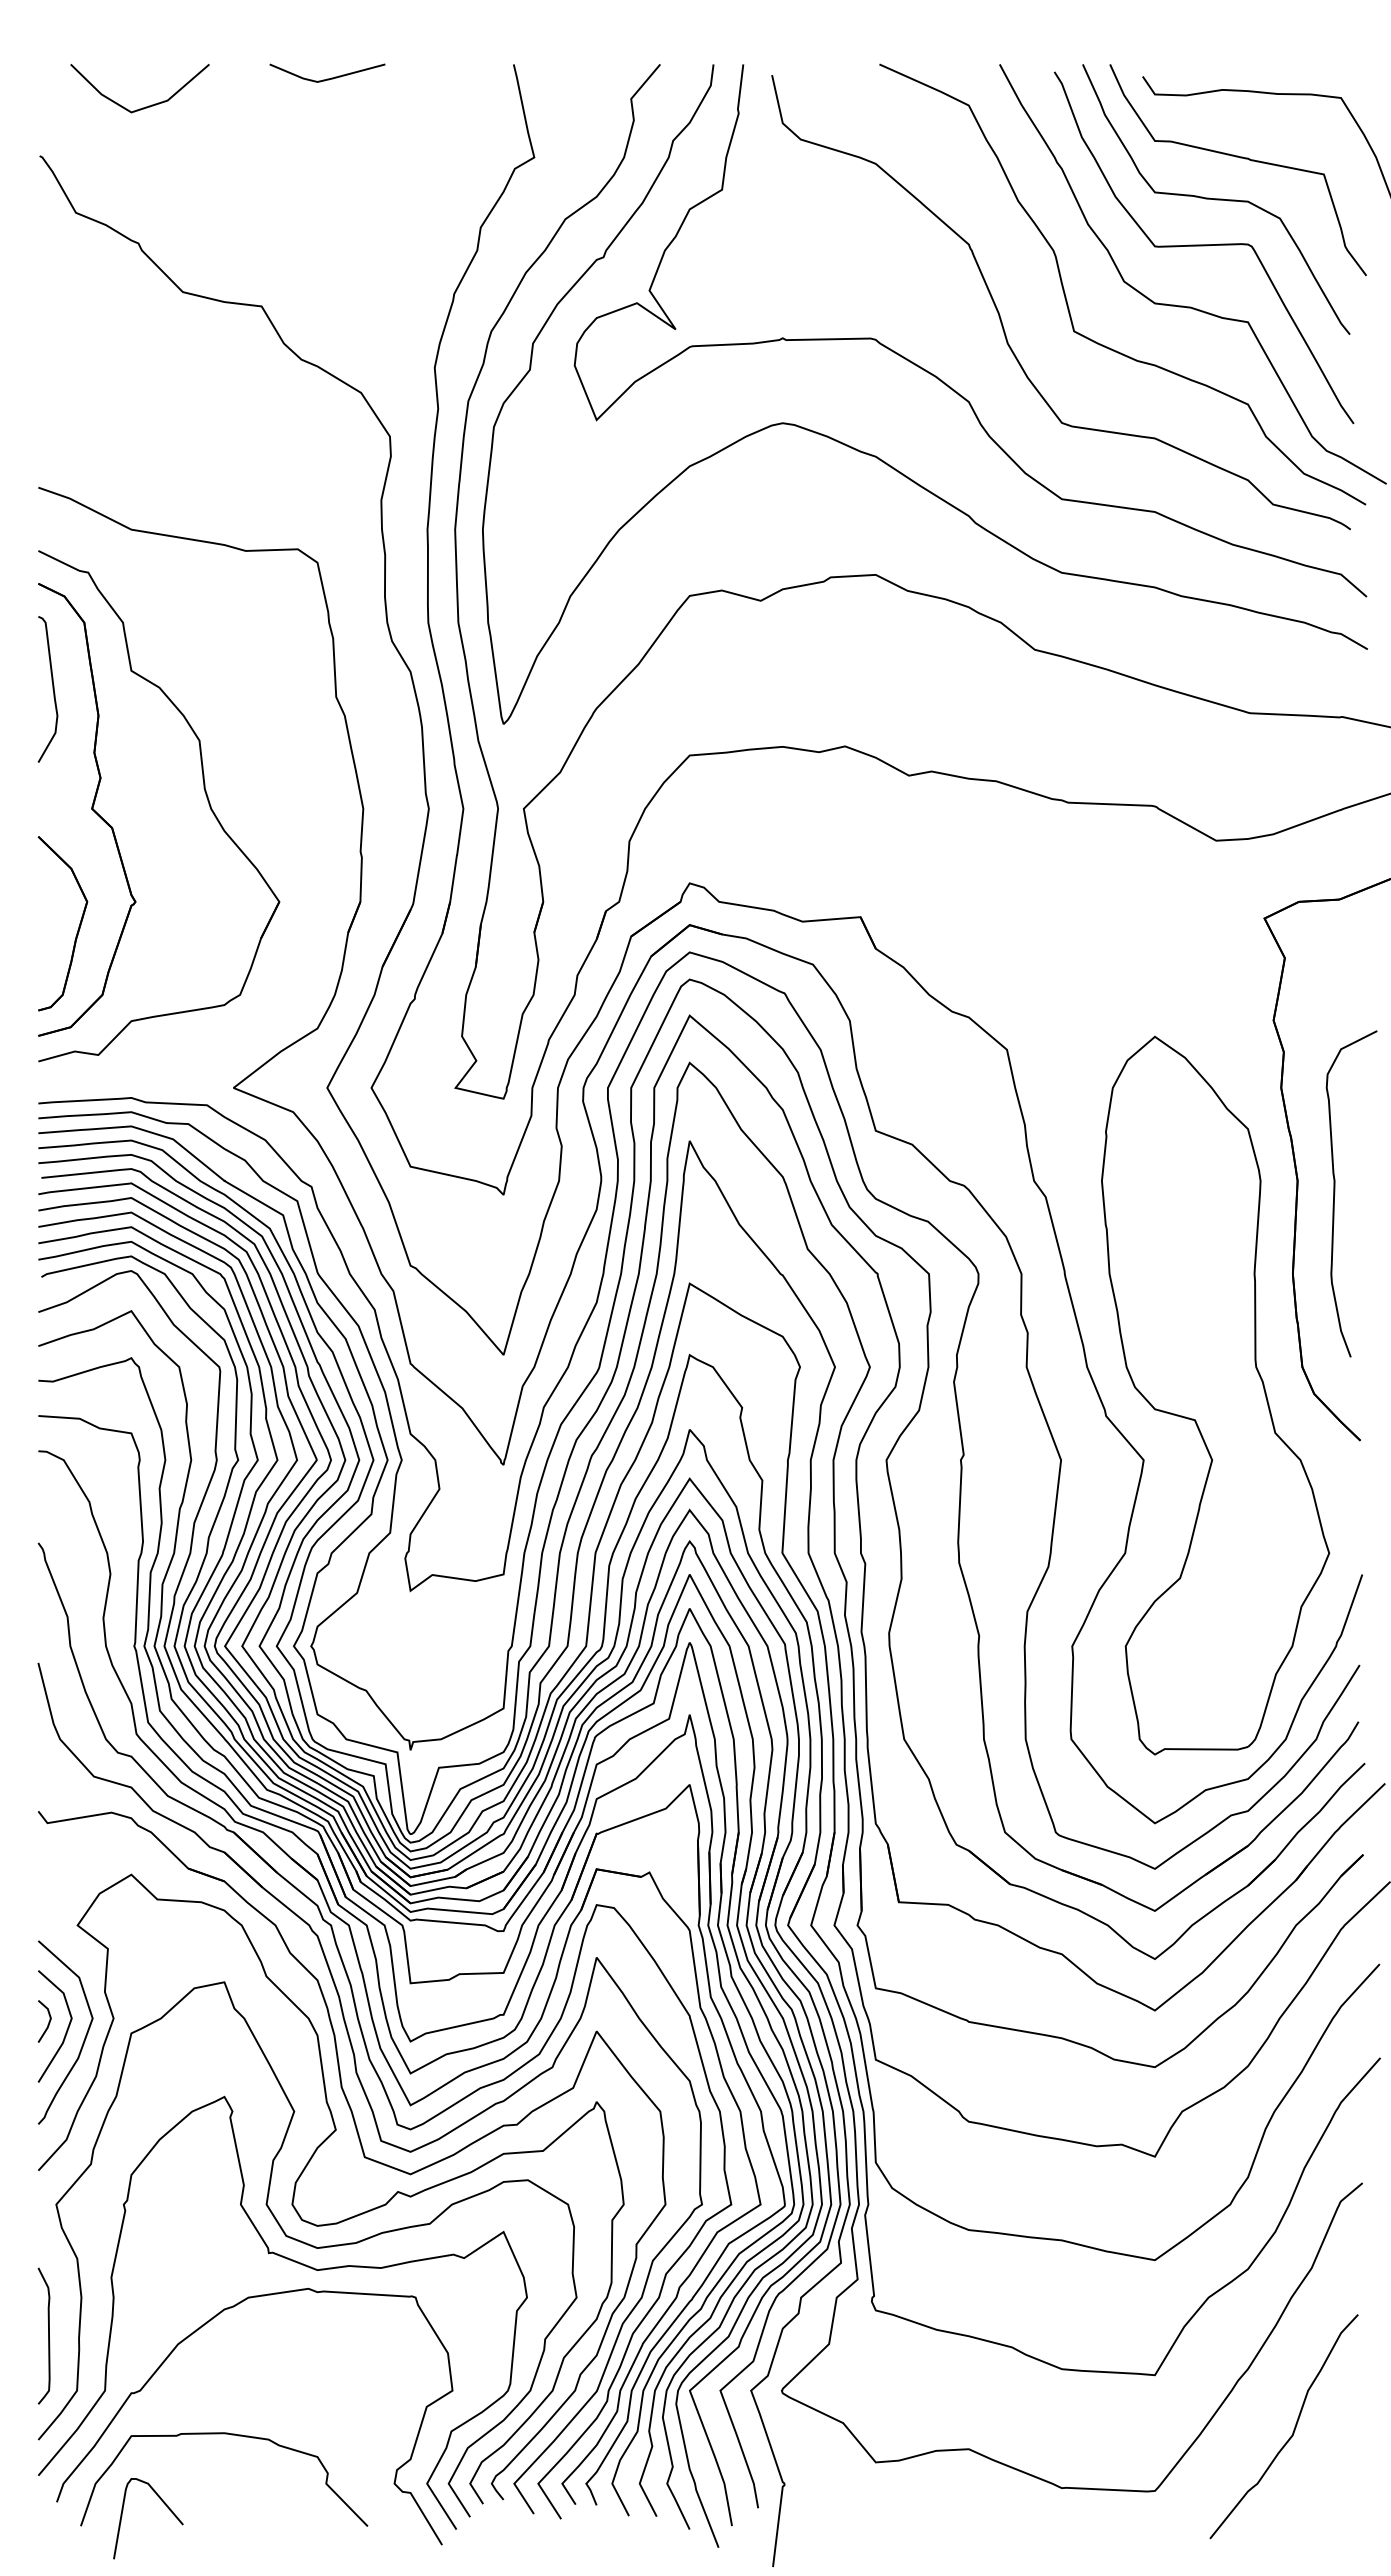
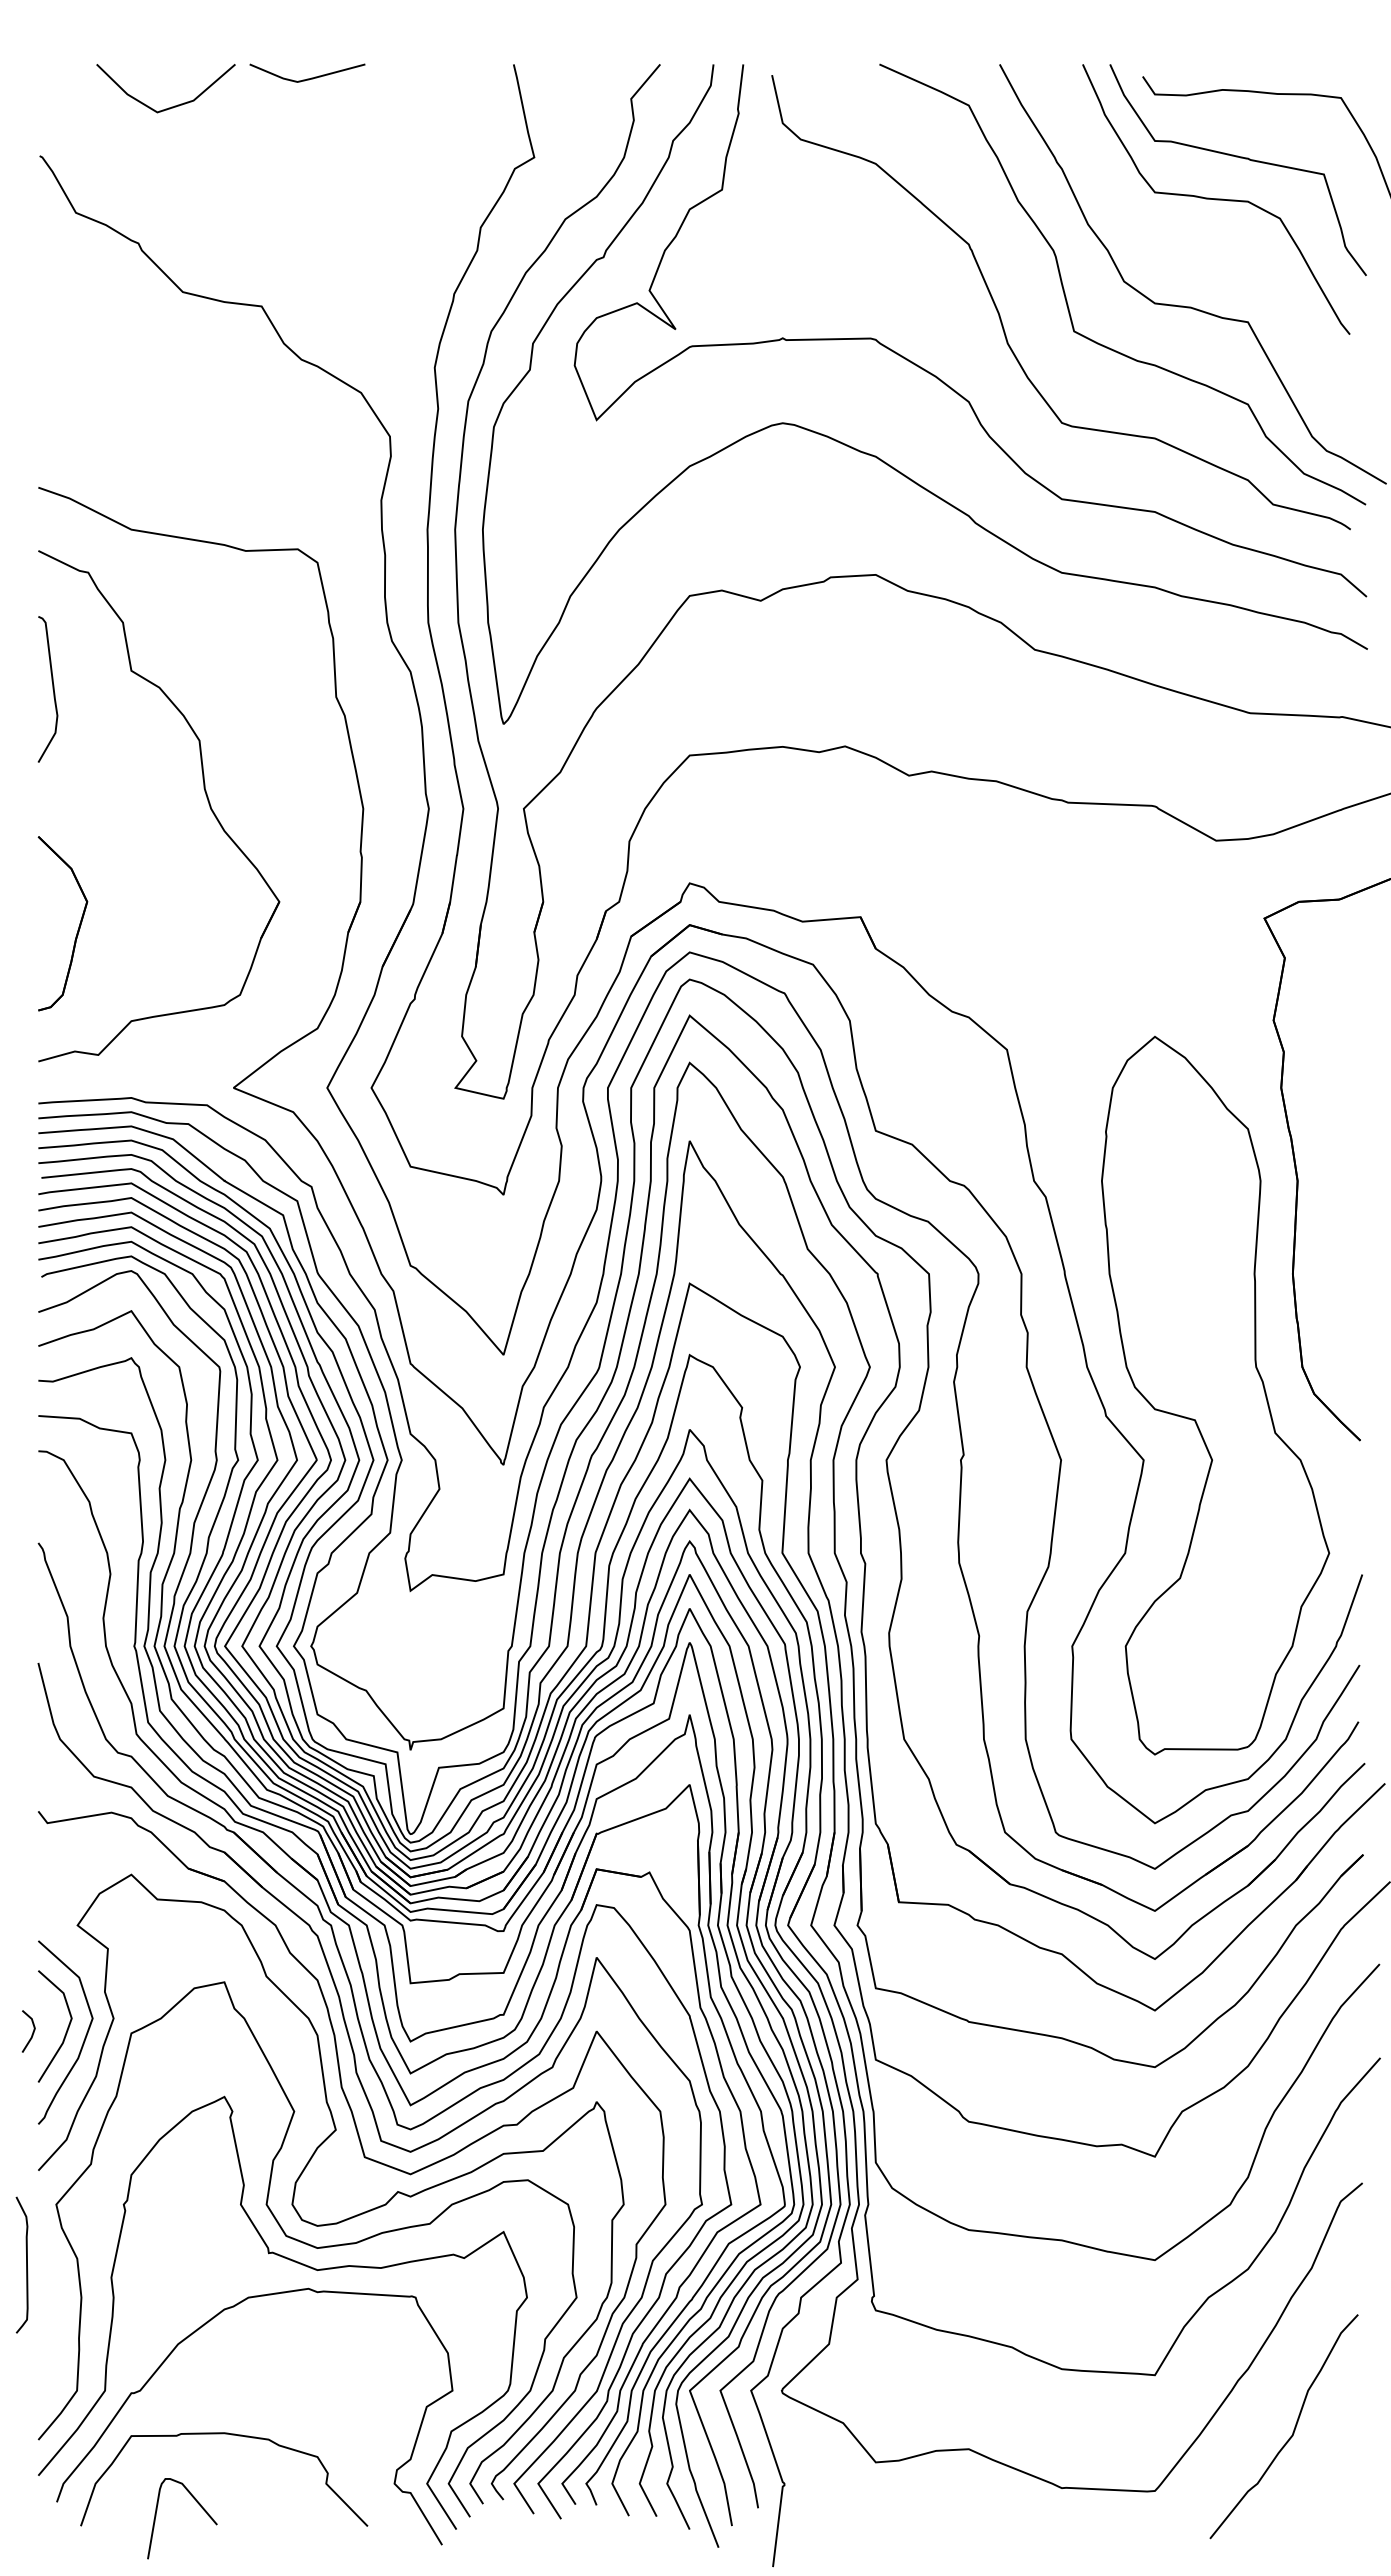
line position: (327, 78) -> (307, 78) (307, 78)
line position: (145, 106) -> (171, 106) (171, 106)
curve: present -> none (1204, 246)
part: present -> none (87, 809)
curve: present -> none (1335, 1193)
line position: (48, 2021) -> (32, 2031) (32, 2031)
curve position: (48, 2335) -> (26, 2264) (26, 2264)
curve position: (163, 2503) -> (197, 2503) (197, 2503)
